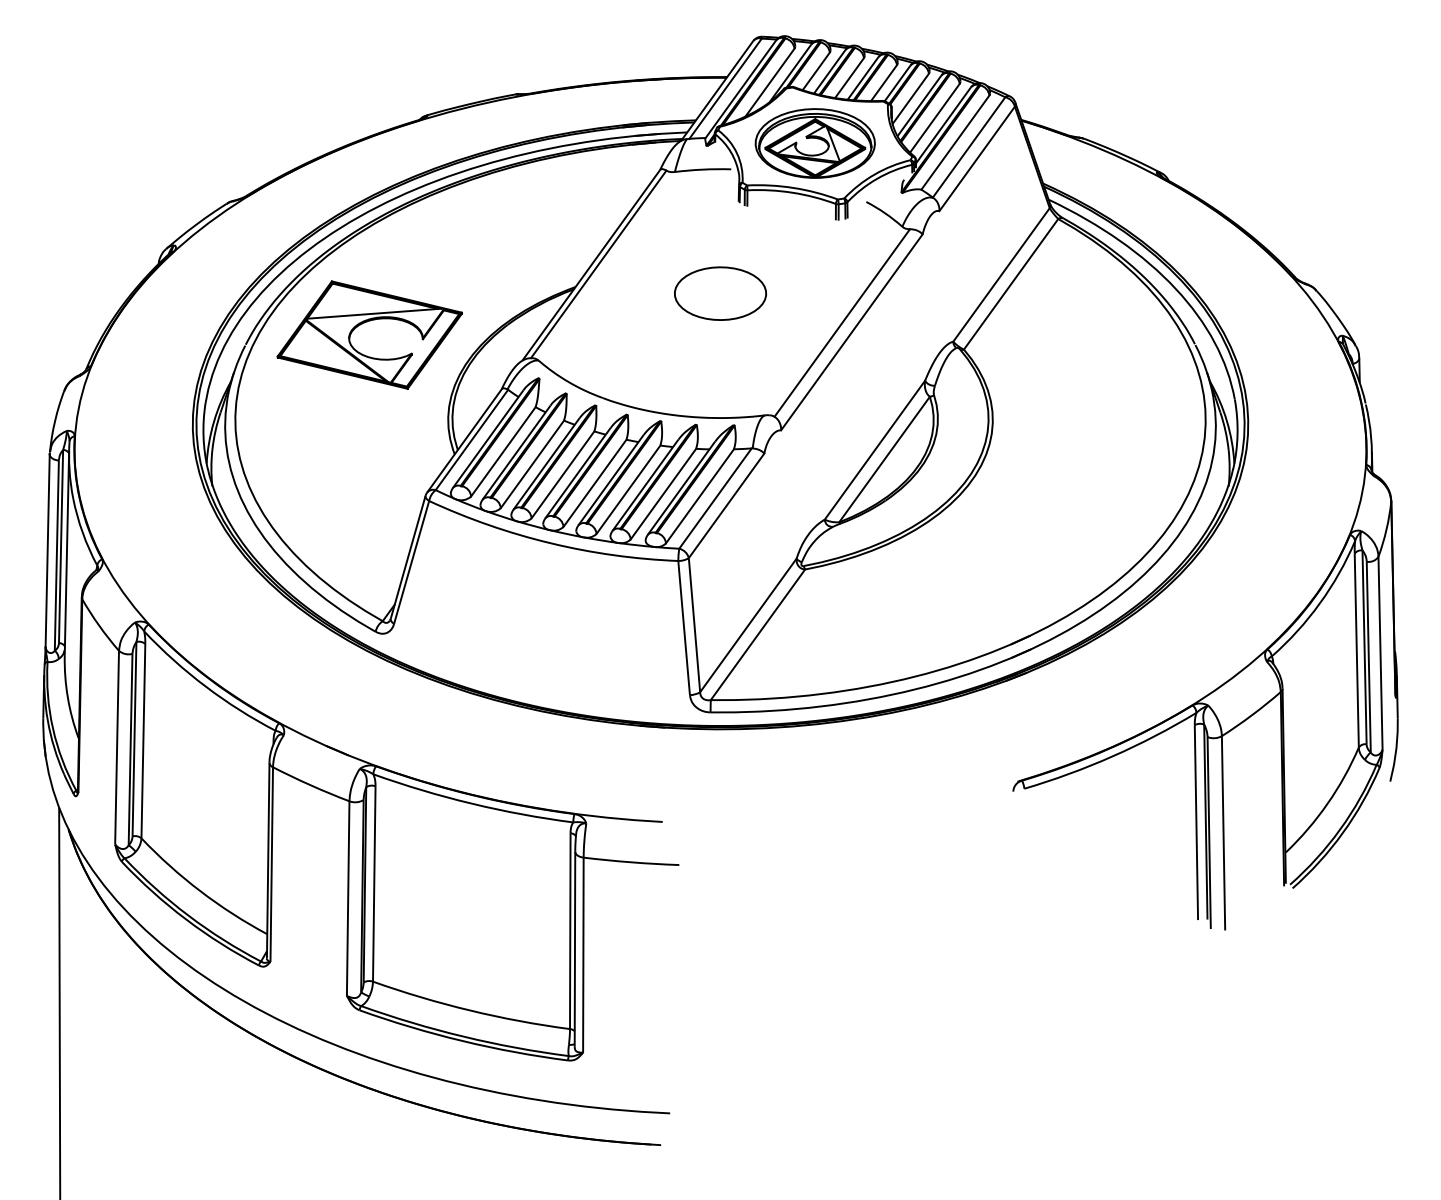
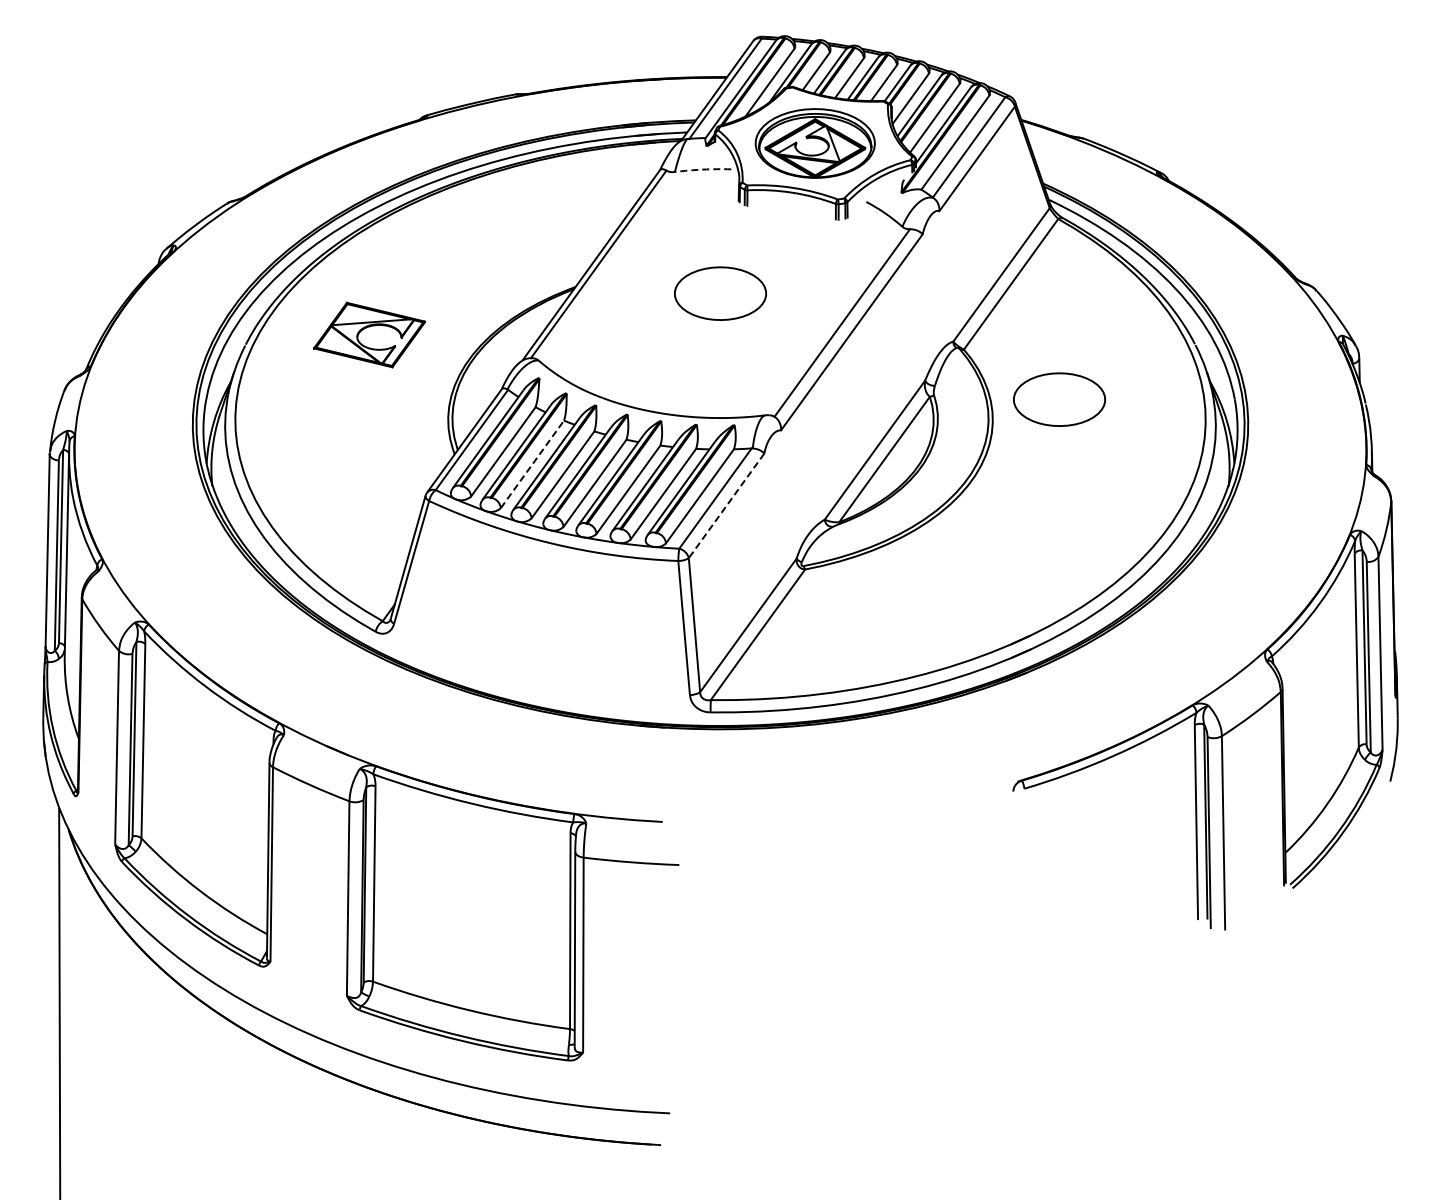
arc: solid -> dashed (703, 169)
part size: 187x110 px -> 113x68 px (369, 334)
part: none -> present (1059, 399)
line: solid -> dashed (532, 464)
line: solid -> dashed (726, 506)
